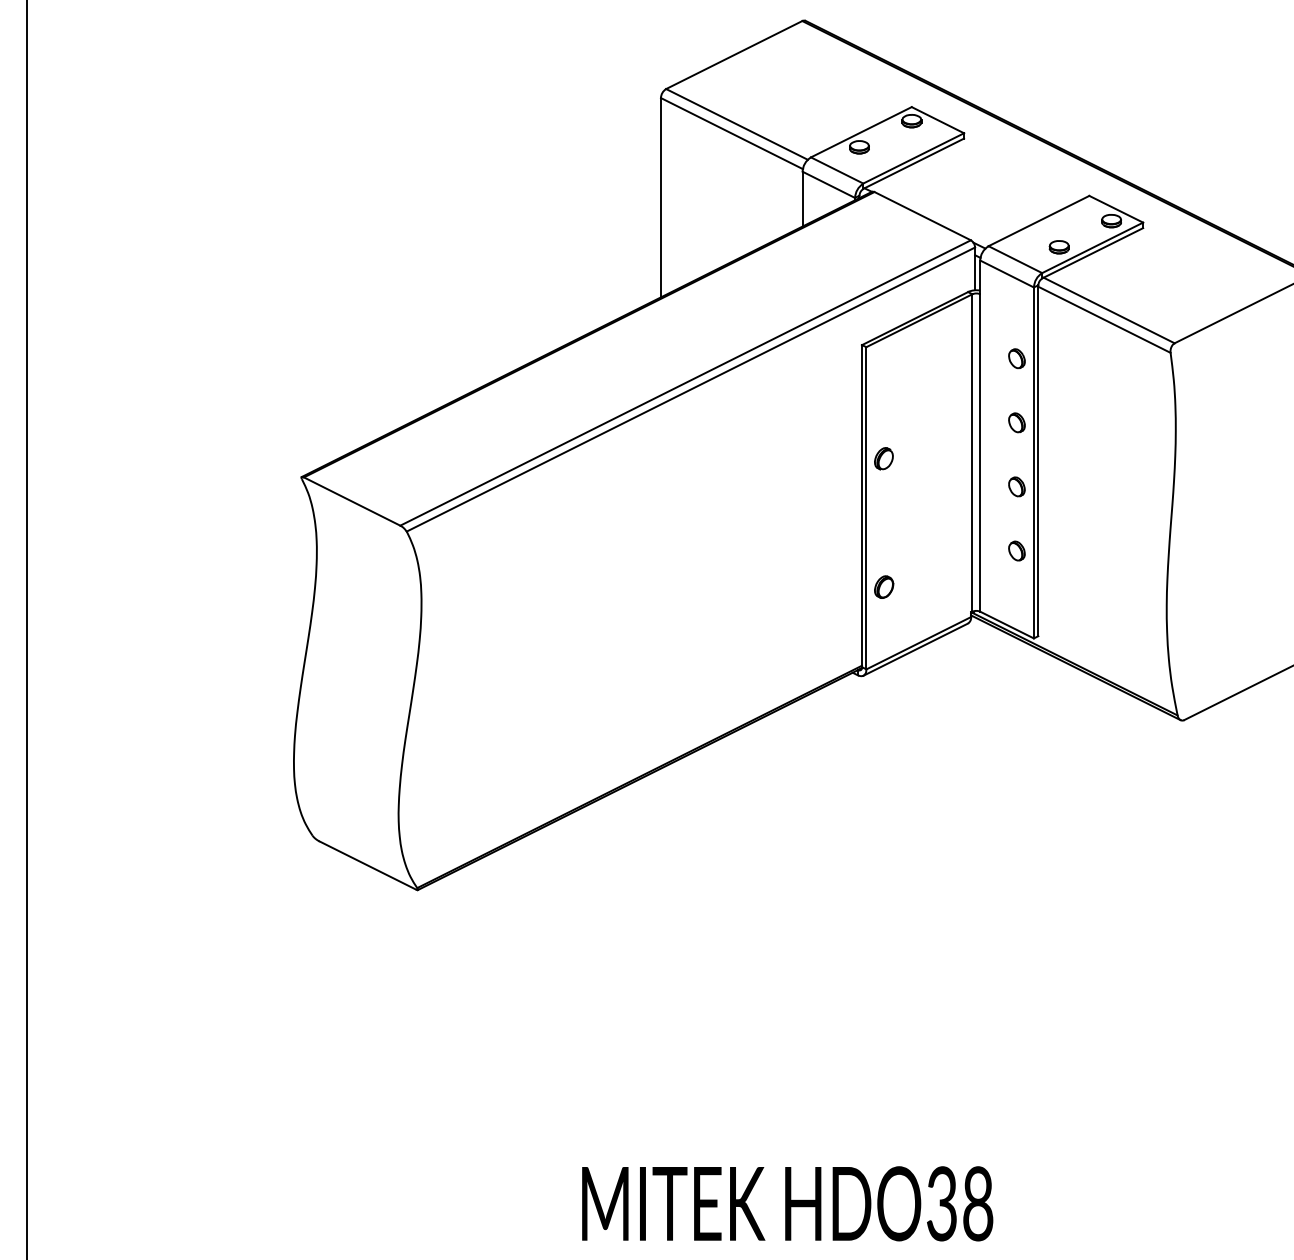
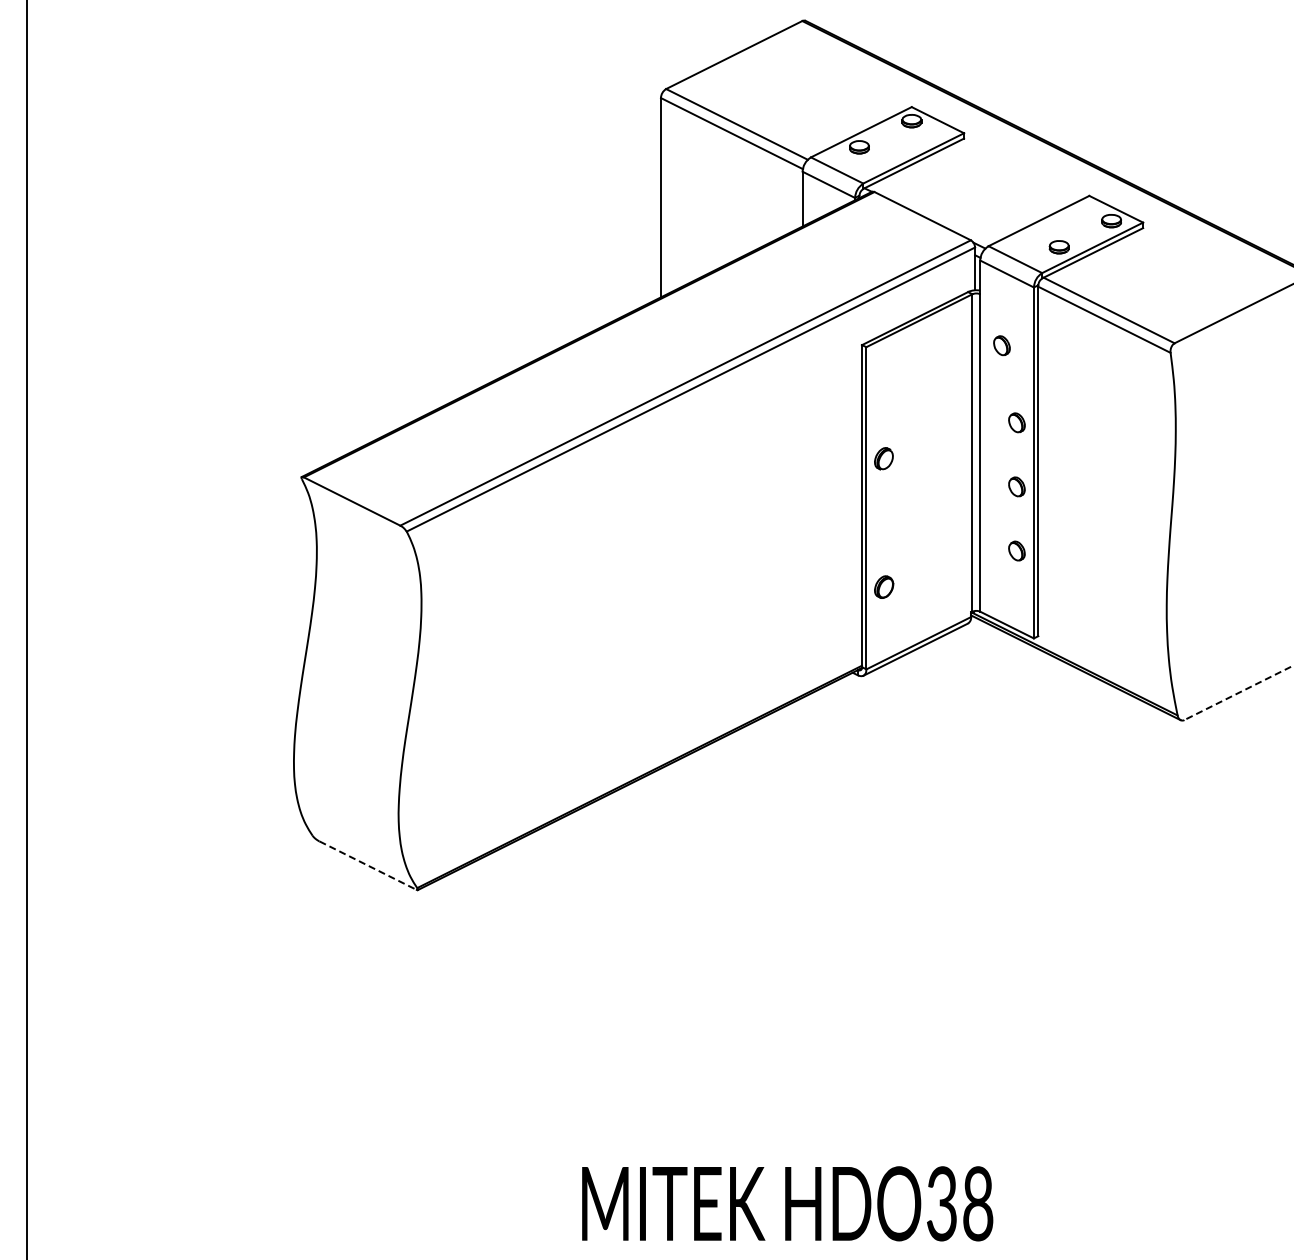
part position: (1016, 358) -> (1001, 345) (1001, 345)
line: solid -> dashed (1238, 692)
line: solid -> dashed (367, 865)
